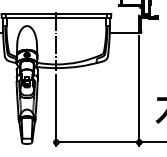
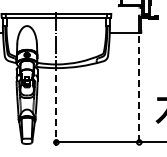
line: solid -> dashed (139, 91)
line: solid -> dashed (56, 110)
